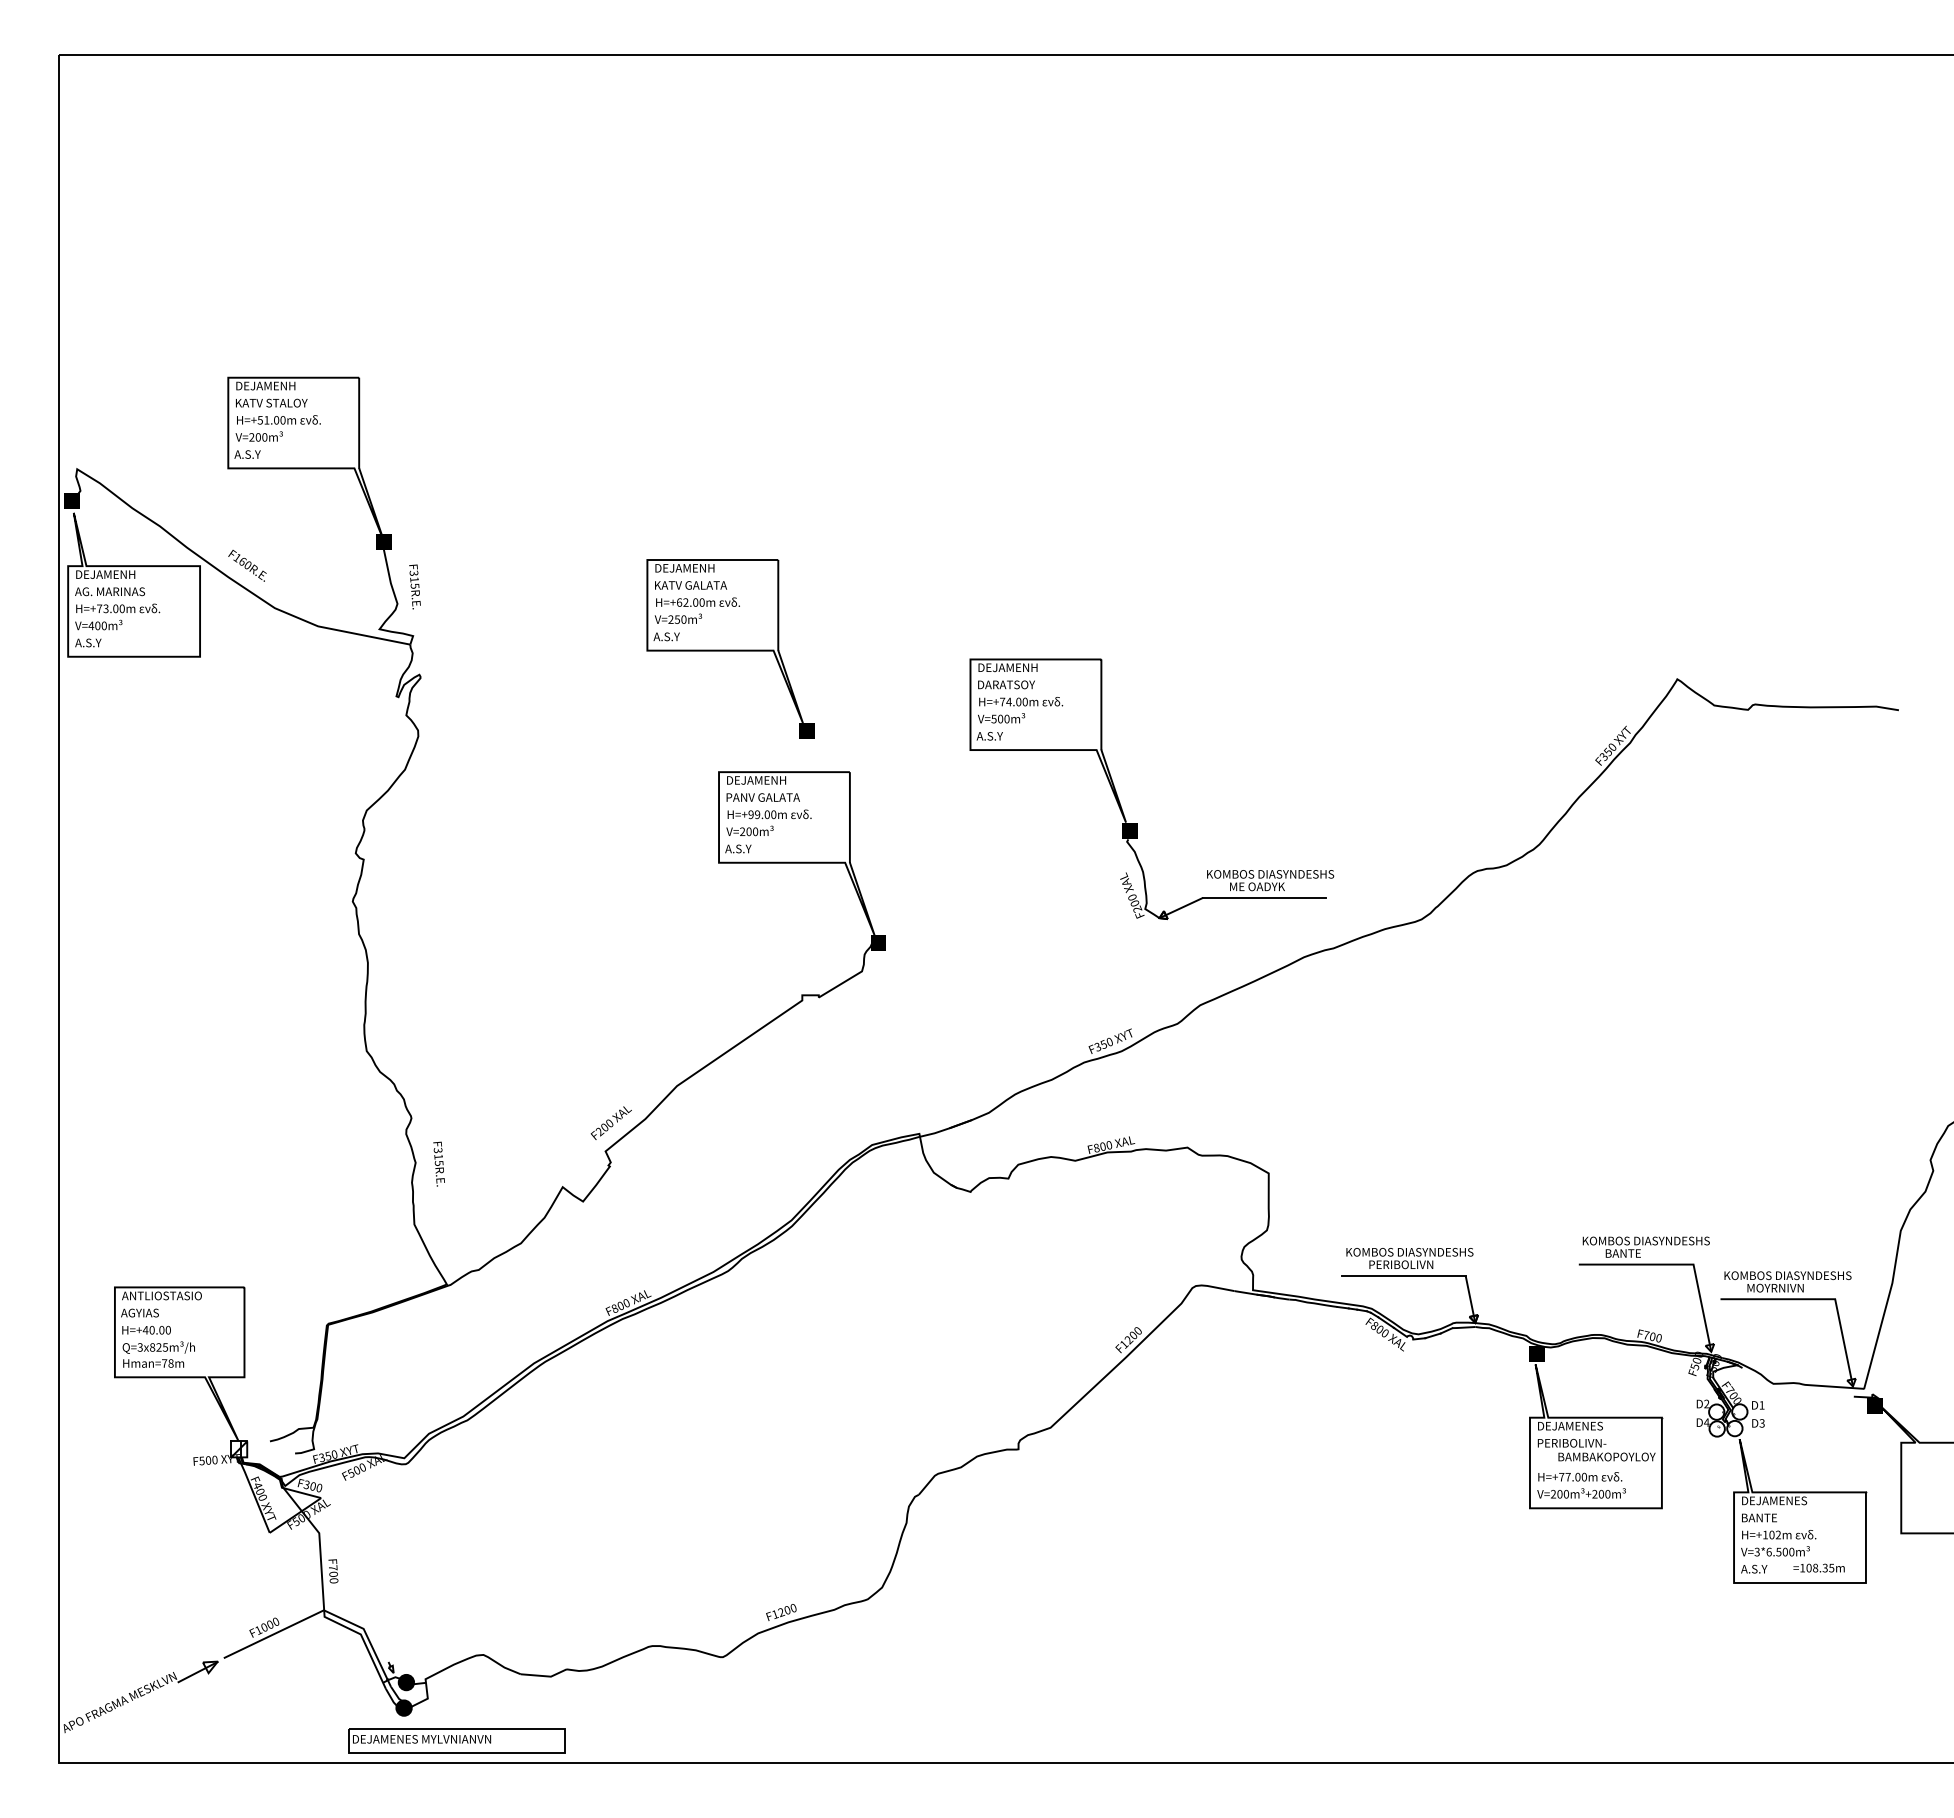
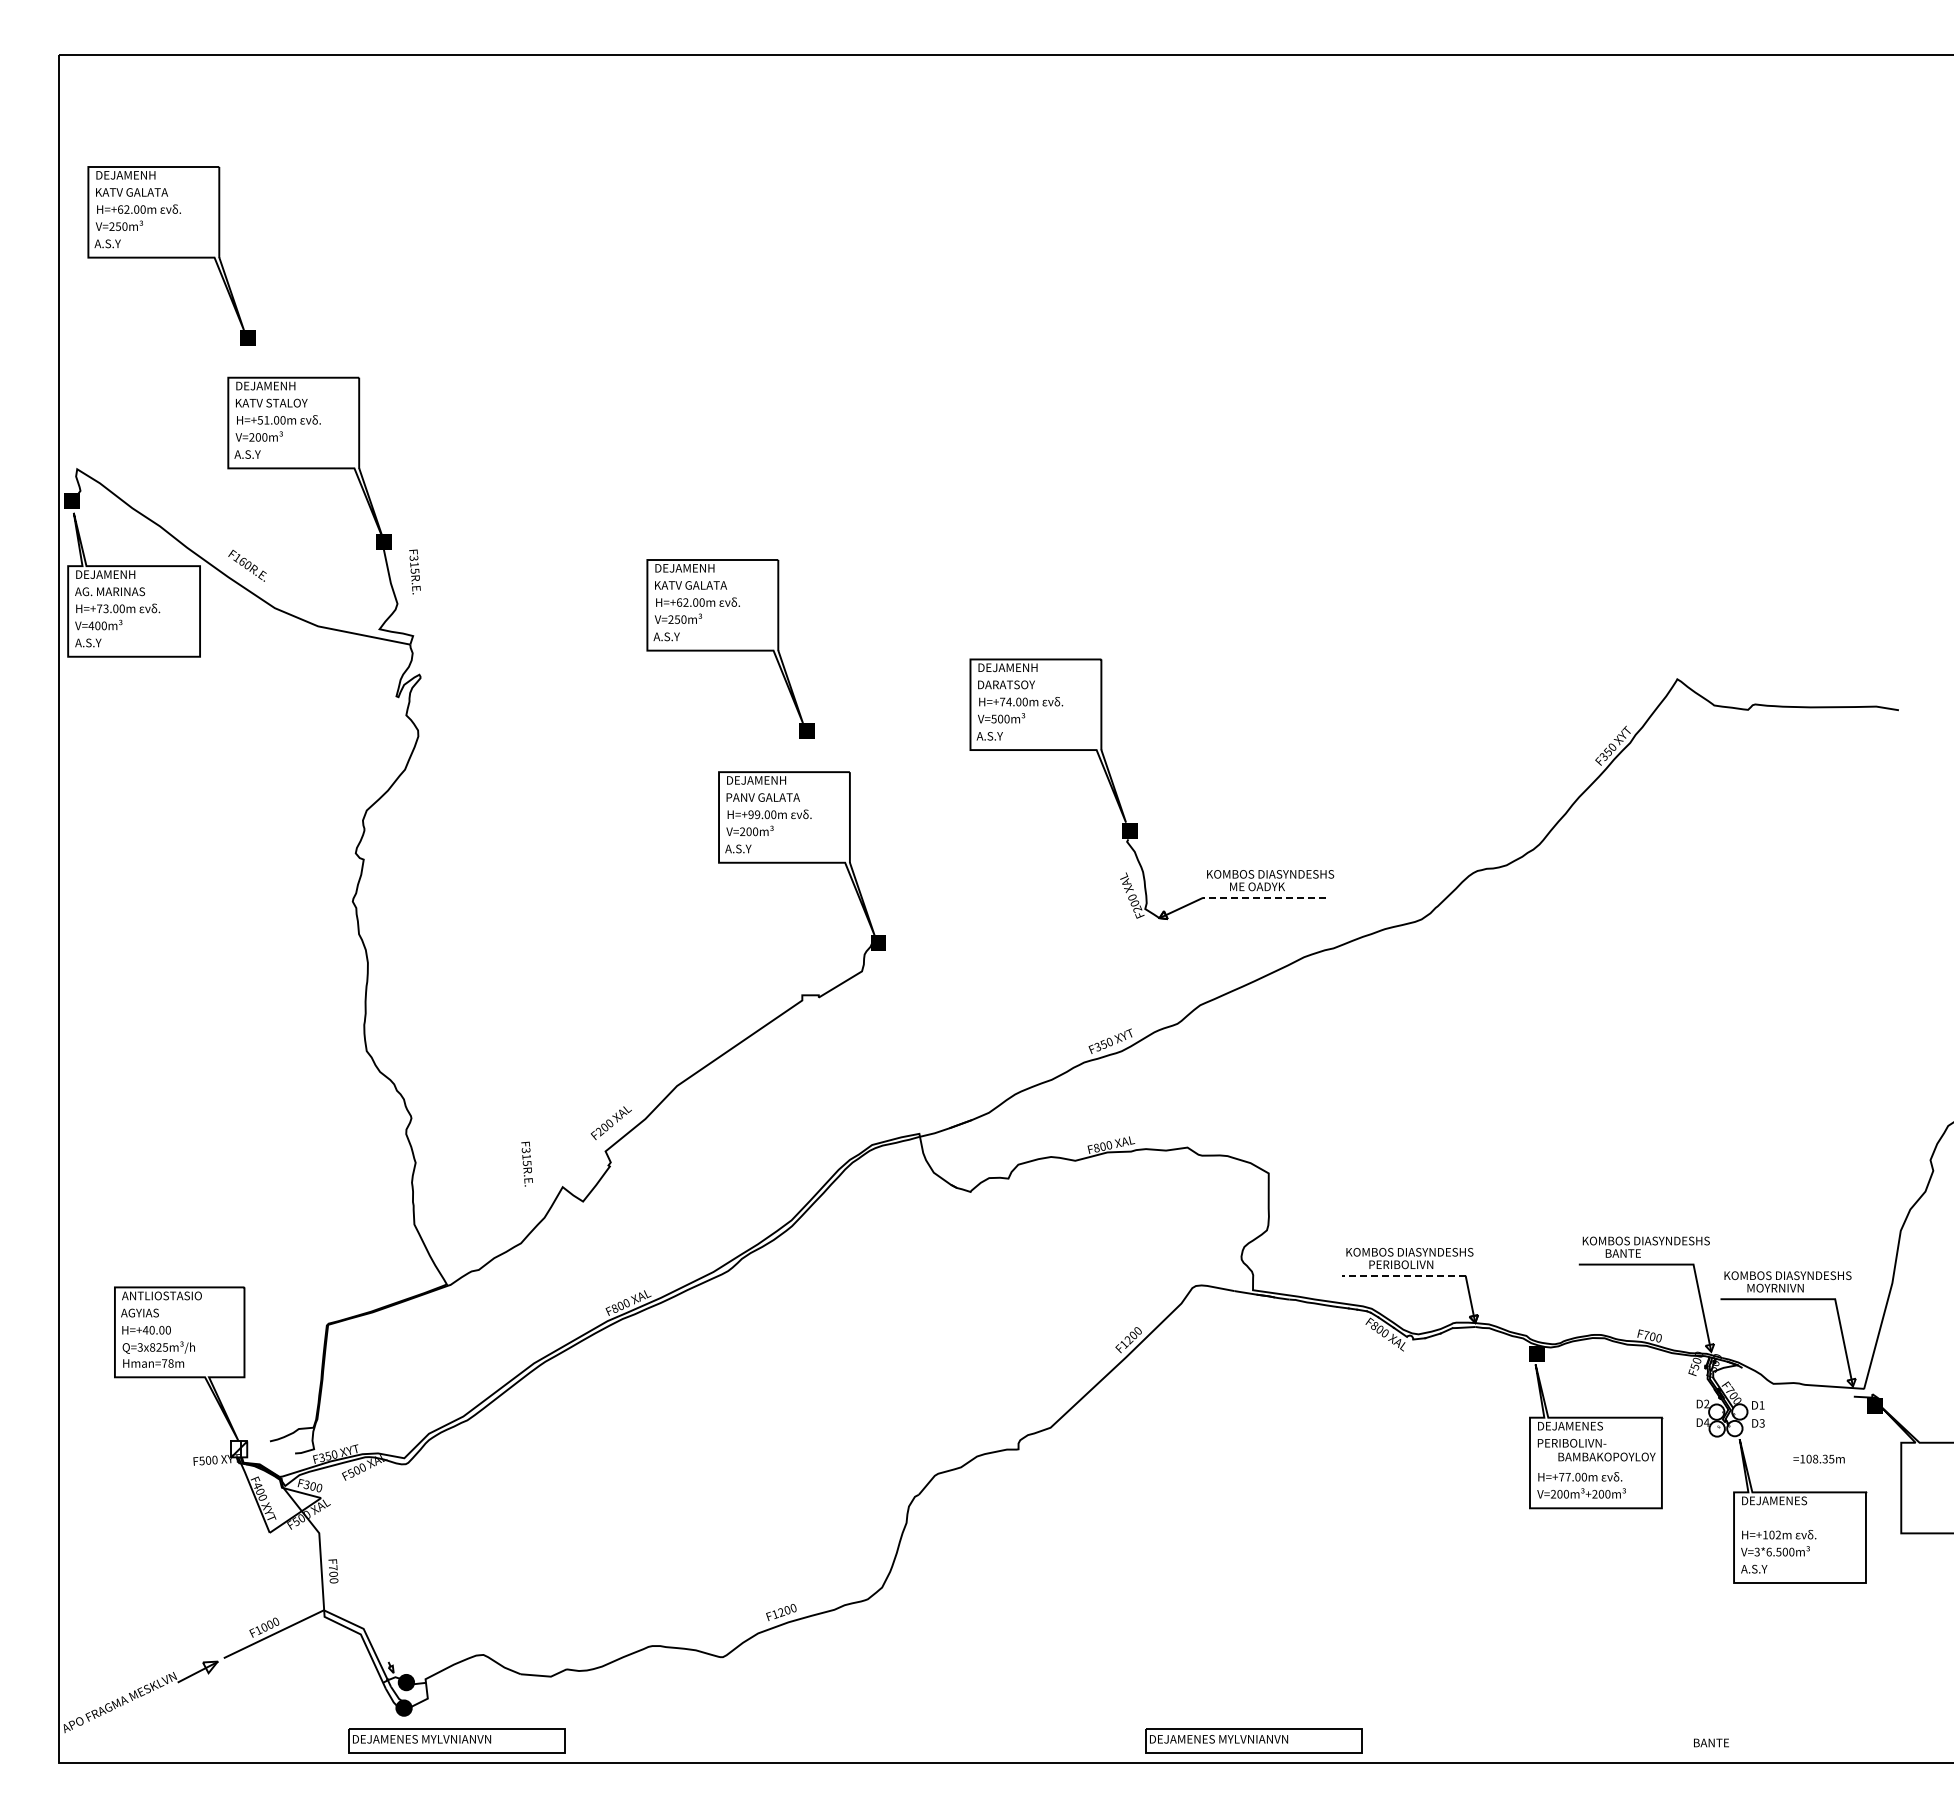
part: none -> present (171, 255)
text position: (414, 586) -> (414, 571) (414, 571)
line: solid -> dashed (1264, 897)
text position: (438, 1163) -> (526, 1163) (526, 1163)
line: solid -> dashed (1404, 1275)
text position: (1759, 1517) -> (1711, 1742) (1711, 1742)
text position: (1818, 1567) -> (1818, 1458) (1818, 1458)
part: none -> present (1253, 1740)
